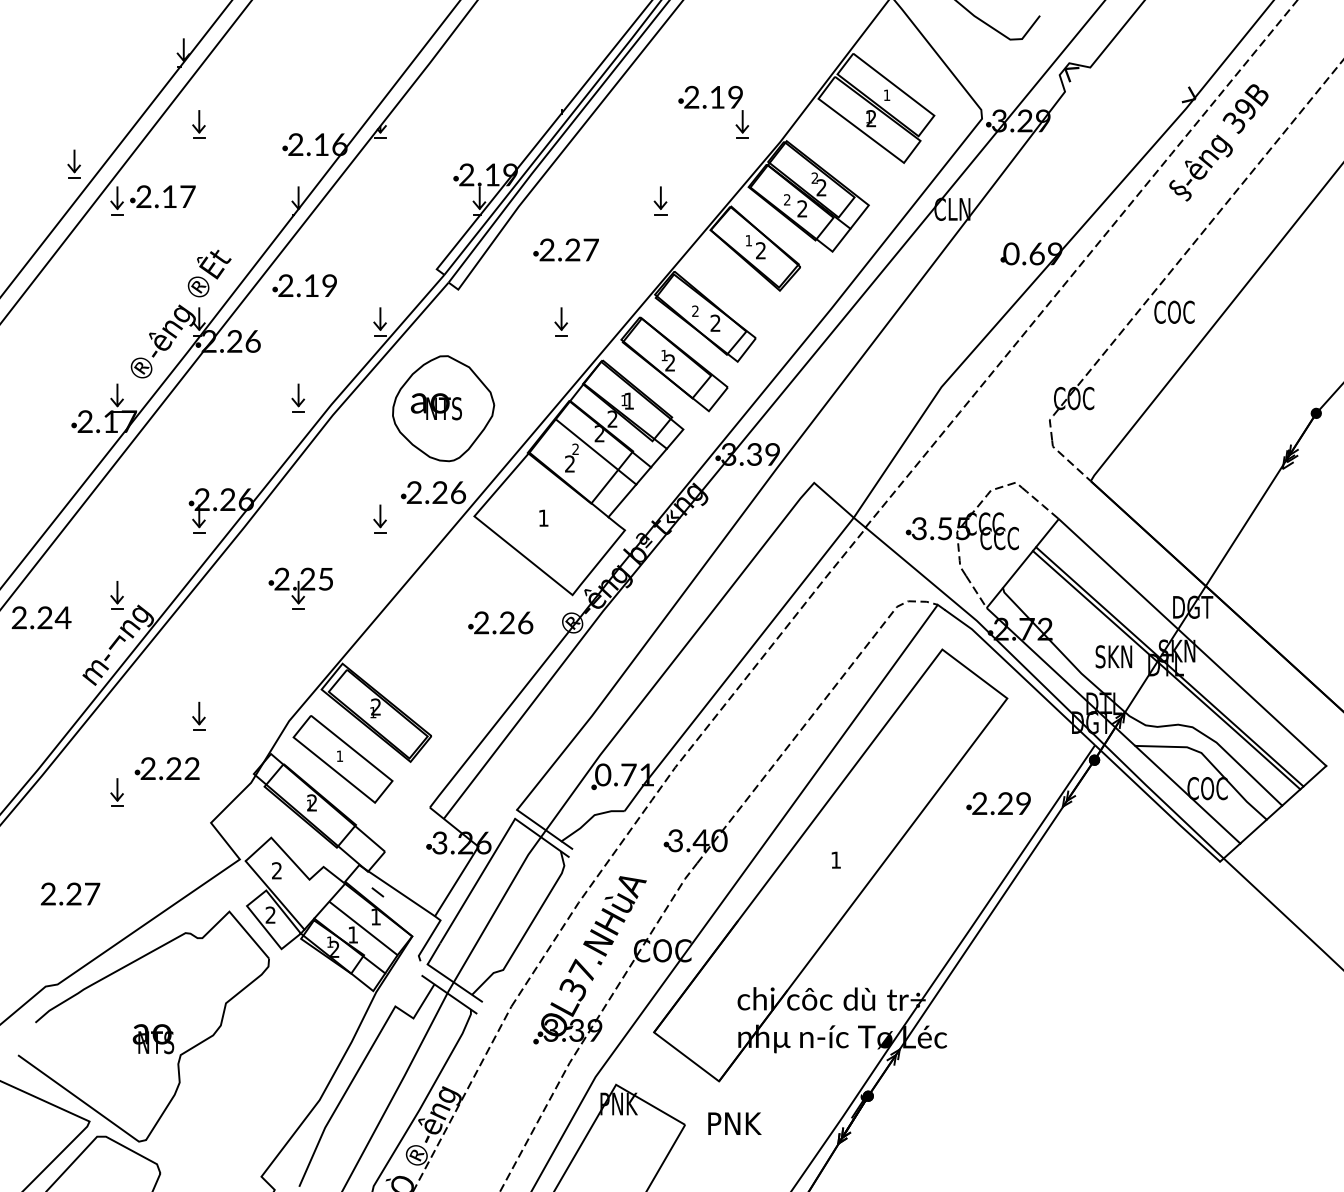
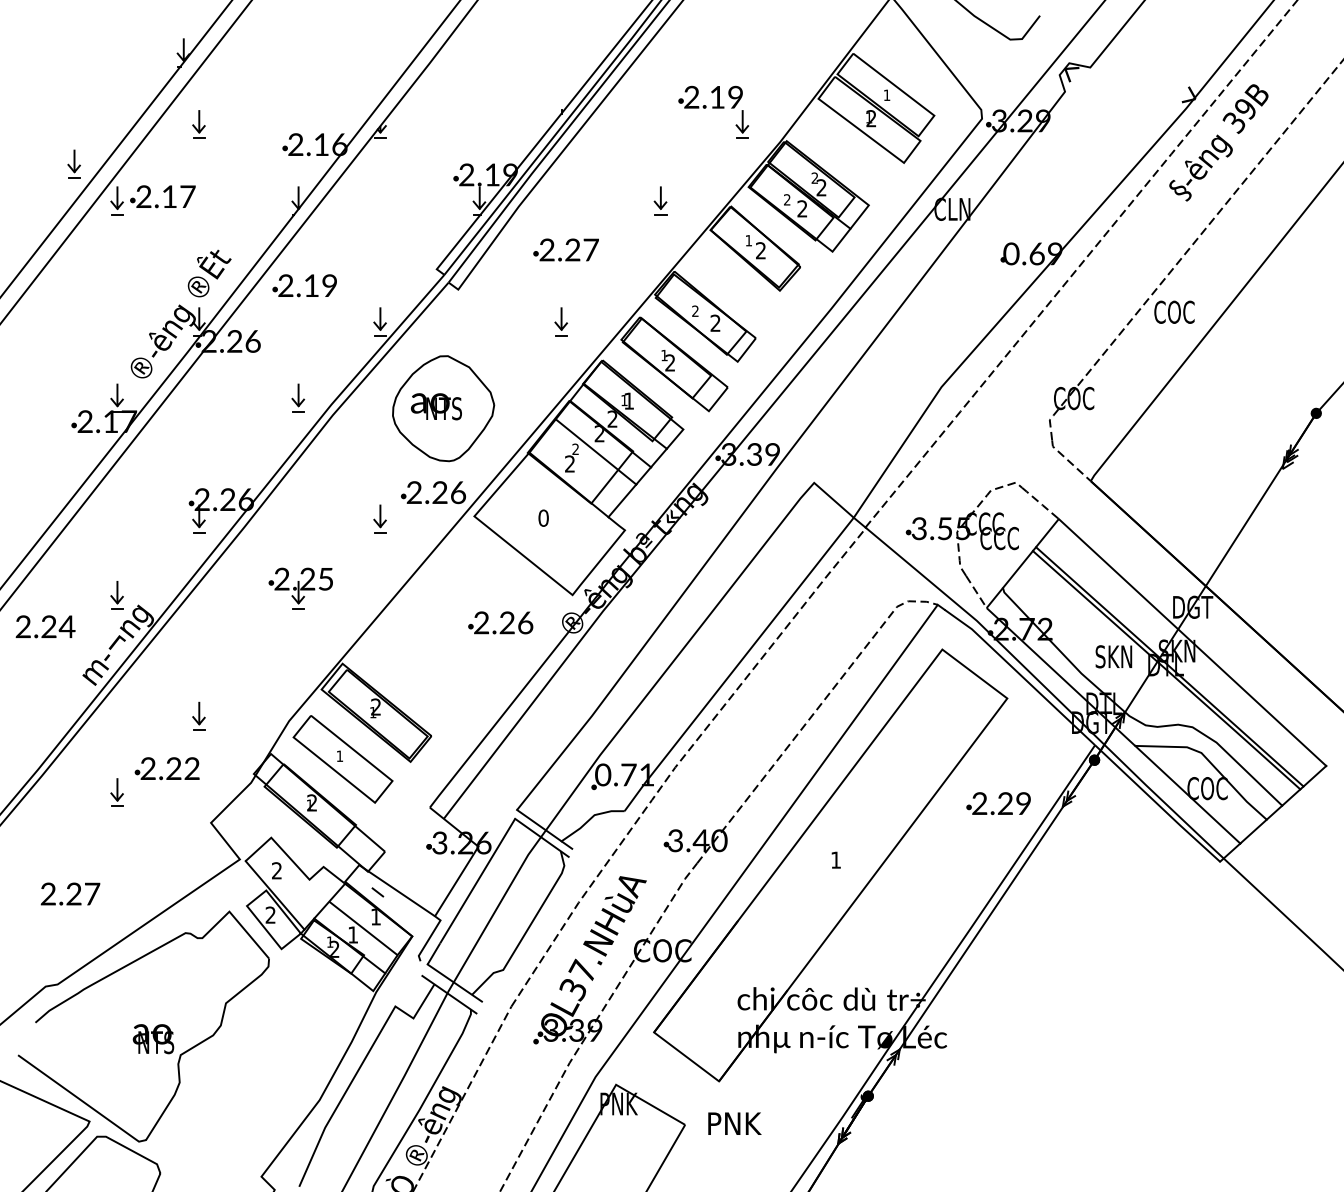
text: 1 -> 0 (543, 517)
text position: (41, 617) -> (45, 626) (45, 626)
